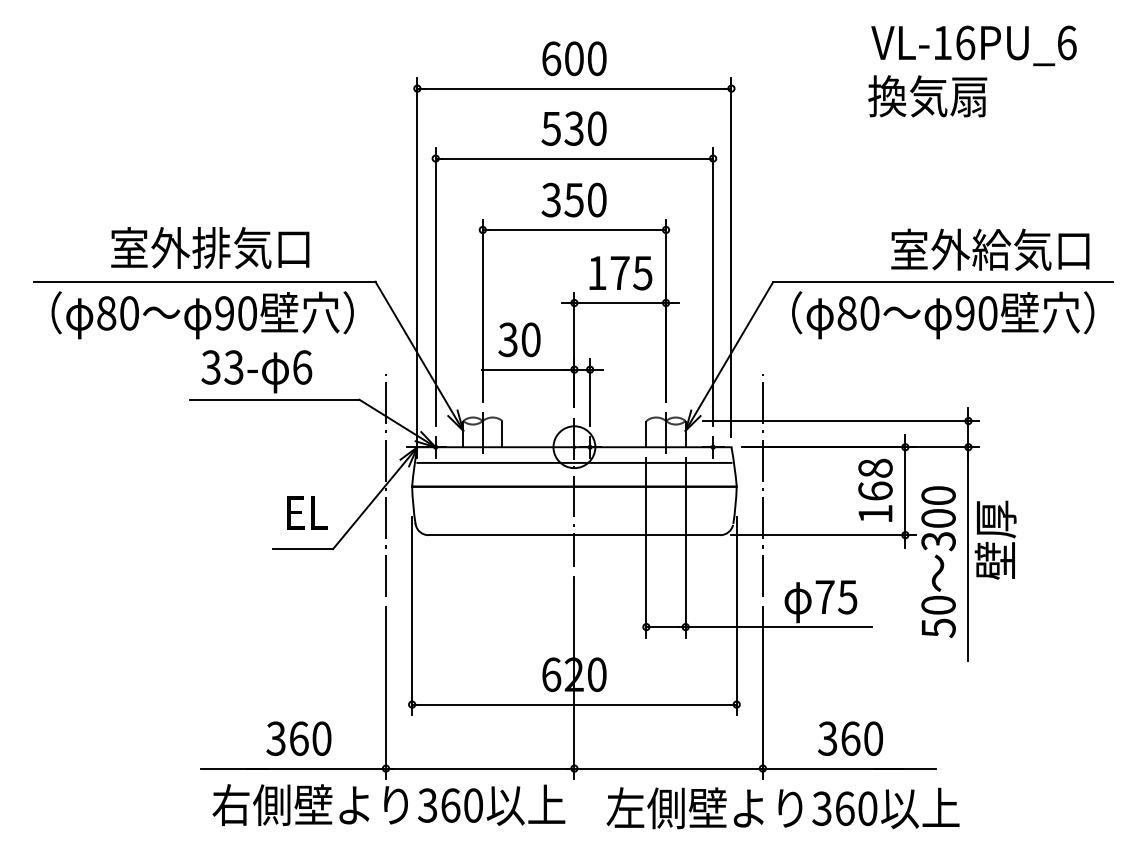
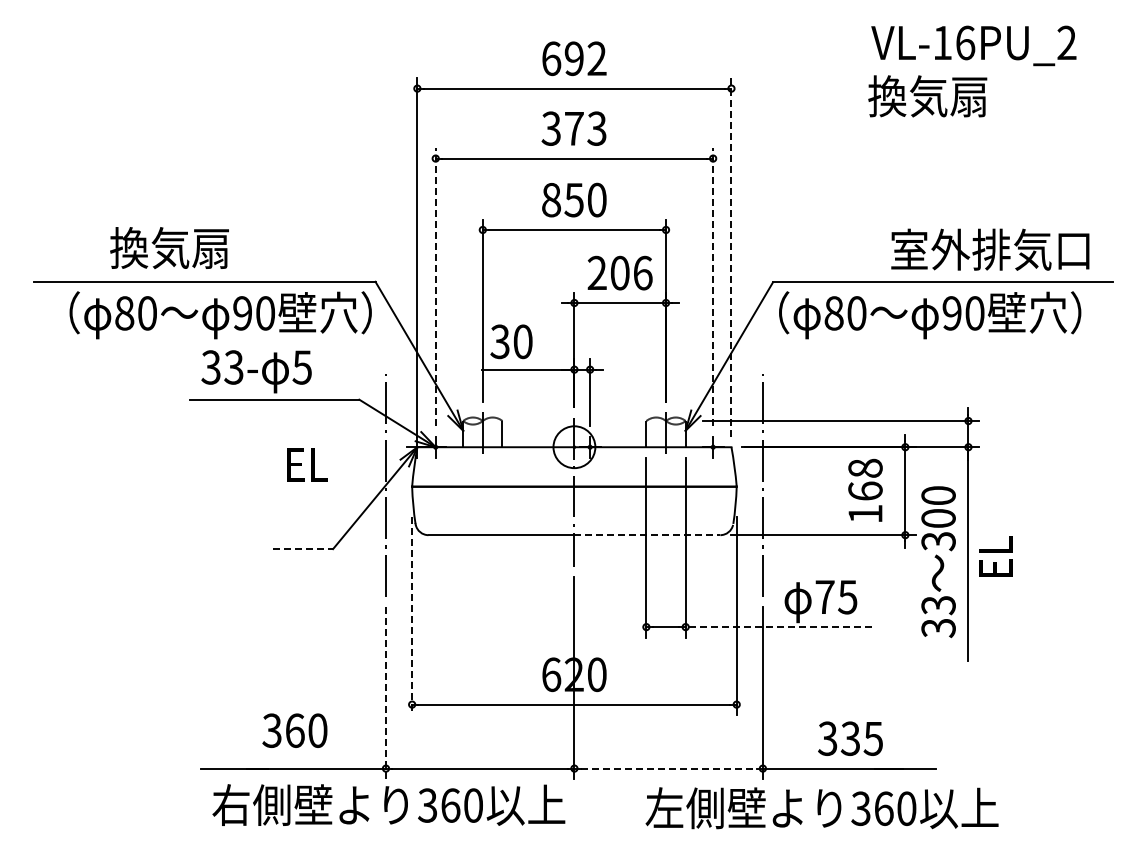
text: VL-16PU_6 -> VL-16PU_2 (1066, 42)
text: 600 -> 692 (585, 58)
text: 530 -> 373 (574, 128)
text: 350 -> 850 (551, 199)
text: 室外排気口 -> 換気扇 (209, 248)
text: 室外給気口 -> 室外排気口 (991, 249)
line: solid -> dashed (731, 256)
text: 175 -> 206 (619, 272)
line: solid -> dashed (435, 286)
line: solid -> dashed (713, 286)
text position: (202, 315) -> (220, 315) (220, 315)
text position: (943, 315) -> (930, 315) (930, 315)
text position: (519, 339) -> (511, 341) (511, 341)
text: 6 -> 5 (302, 367)
line: present -> none (574, 462)
text position: (875, 489) -> (865, 489) (865, 489)
text position: (307, 512) -> (307, 464) (307, 464)
line: solid -> dashed (647, 535)
text: 壁厚 -> EL (995, 539)
line: solid -> dashed (303, 549)
line: solid -> dashed (412, 616)
text: 50 -> 33 (938, 616)
line: solid -> dashed (778, 627)
line: solid -> dashed (385, 693)
text position: (298, 738) -> (294, 730) (294, 730)
text: 360 -> 335 (861, 738)
line: solid -> dashed (668, 768)
text position: (782, 808) -> (821, 808) (821, 808)
